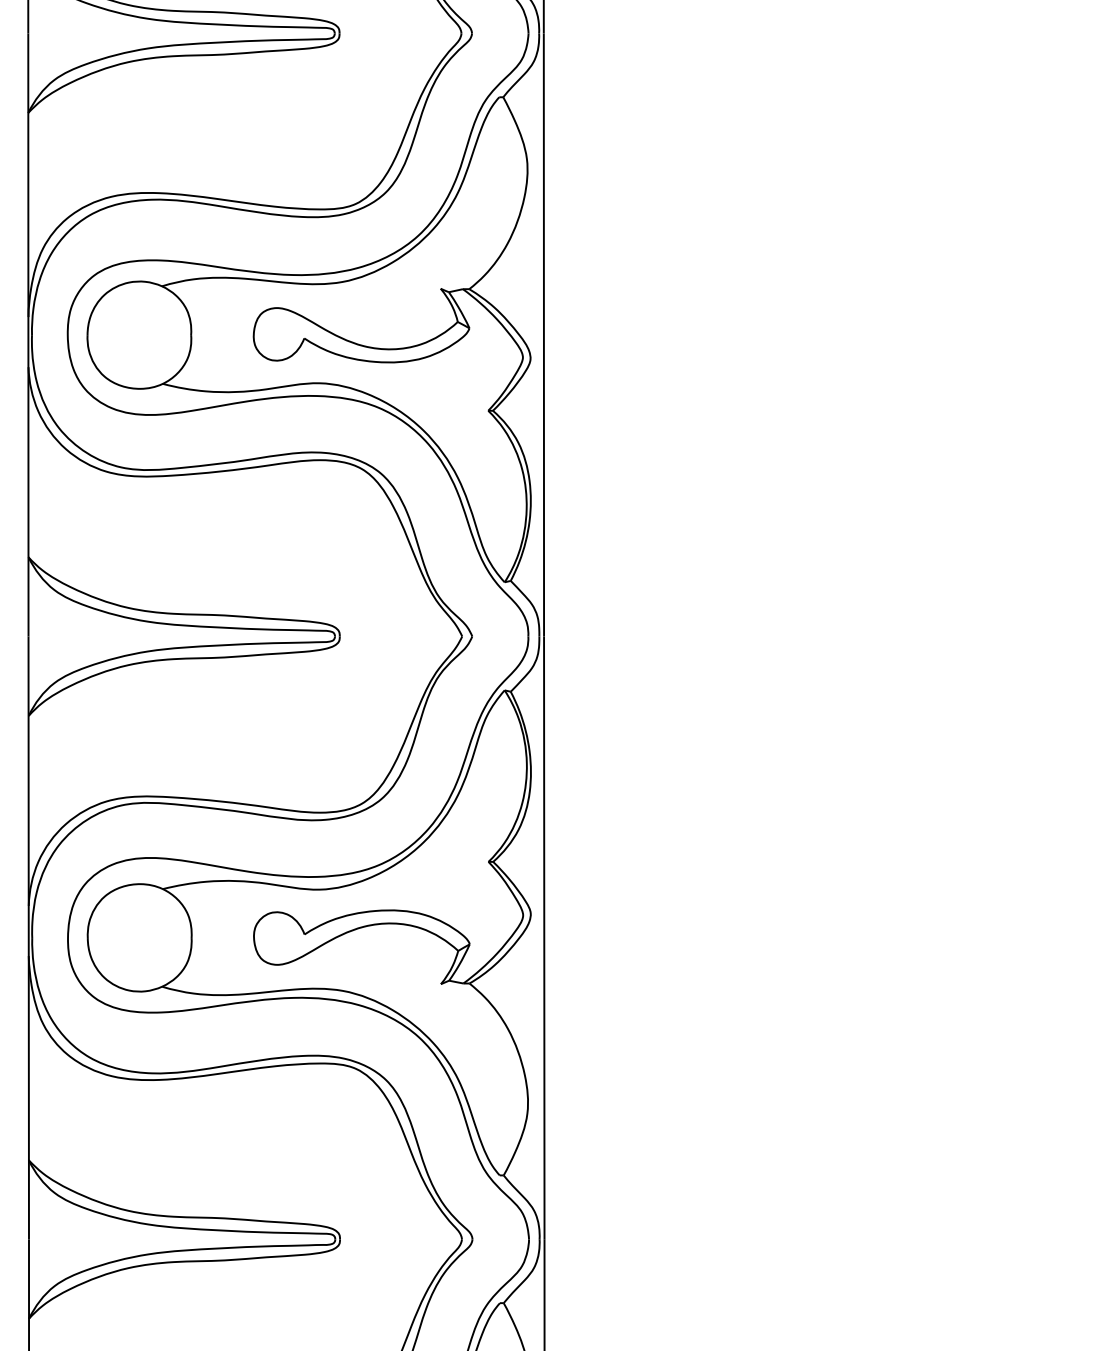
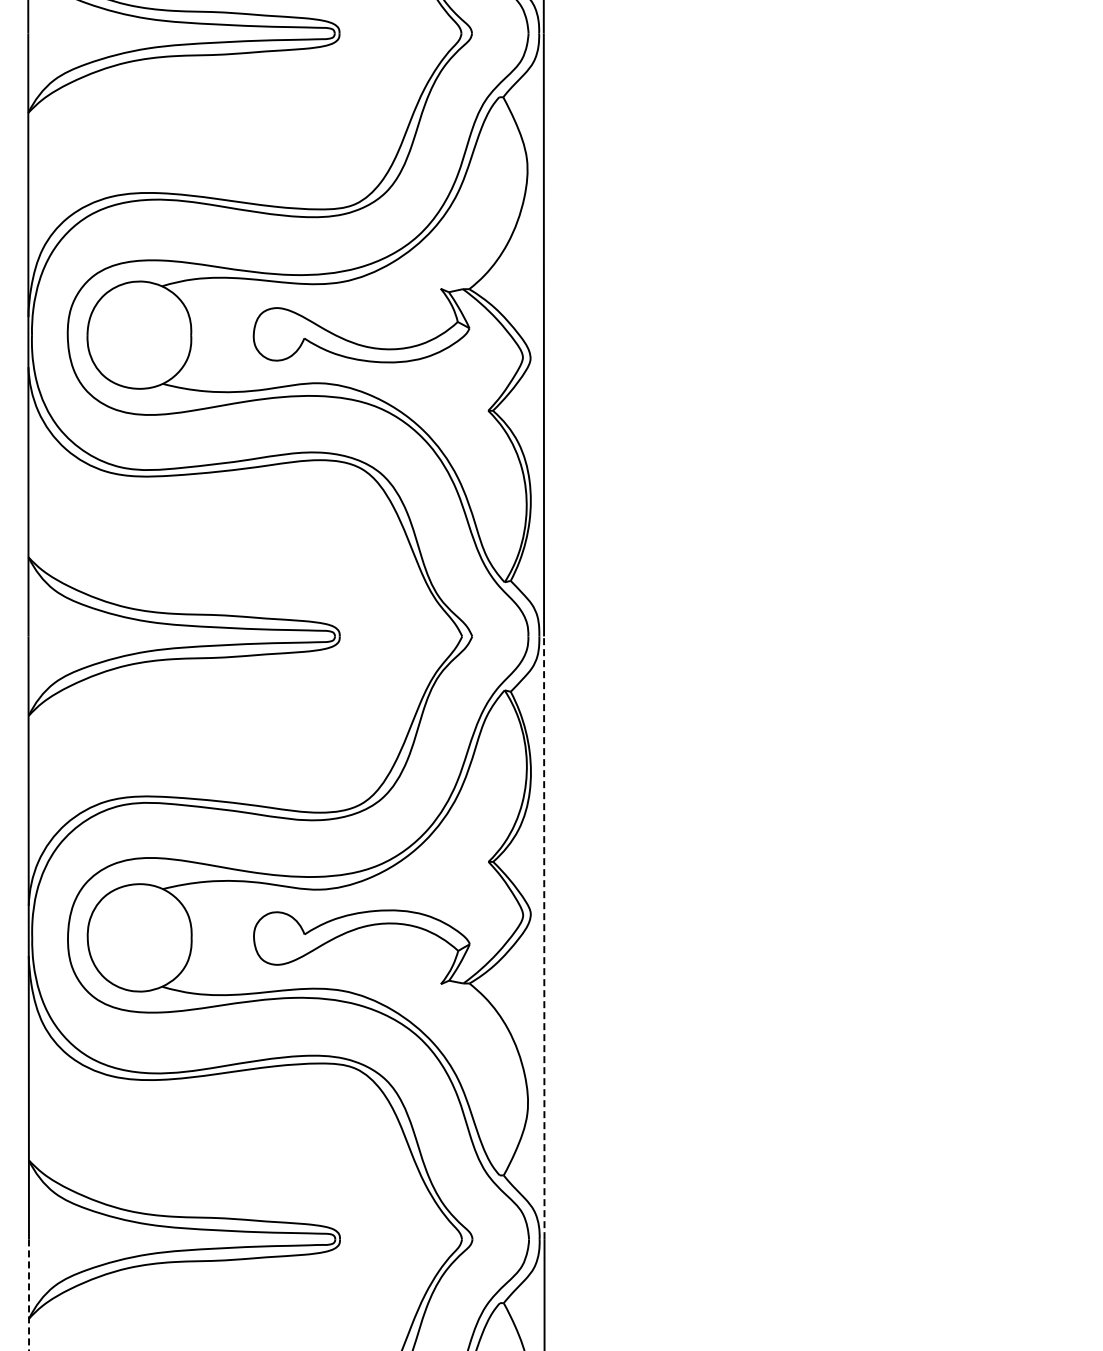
line: solid -> dashed (544, 937)
line: solid -> dashed (29, 1295)
